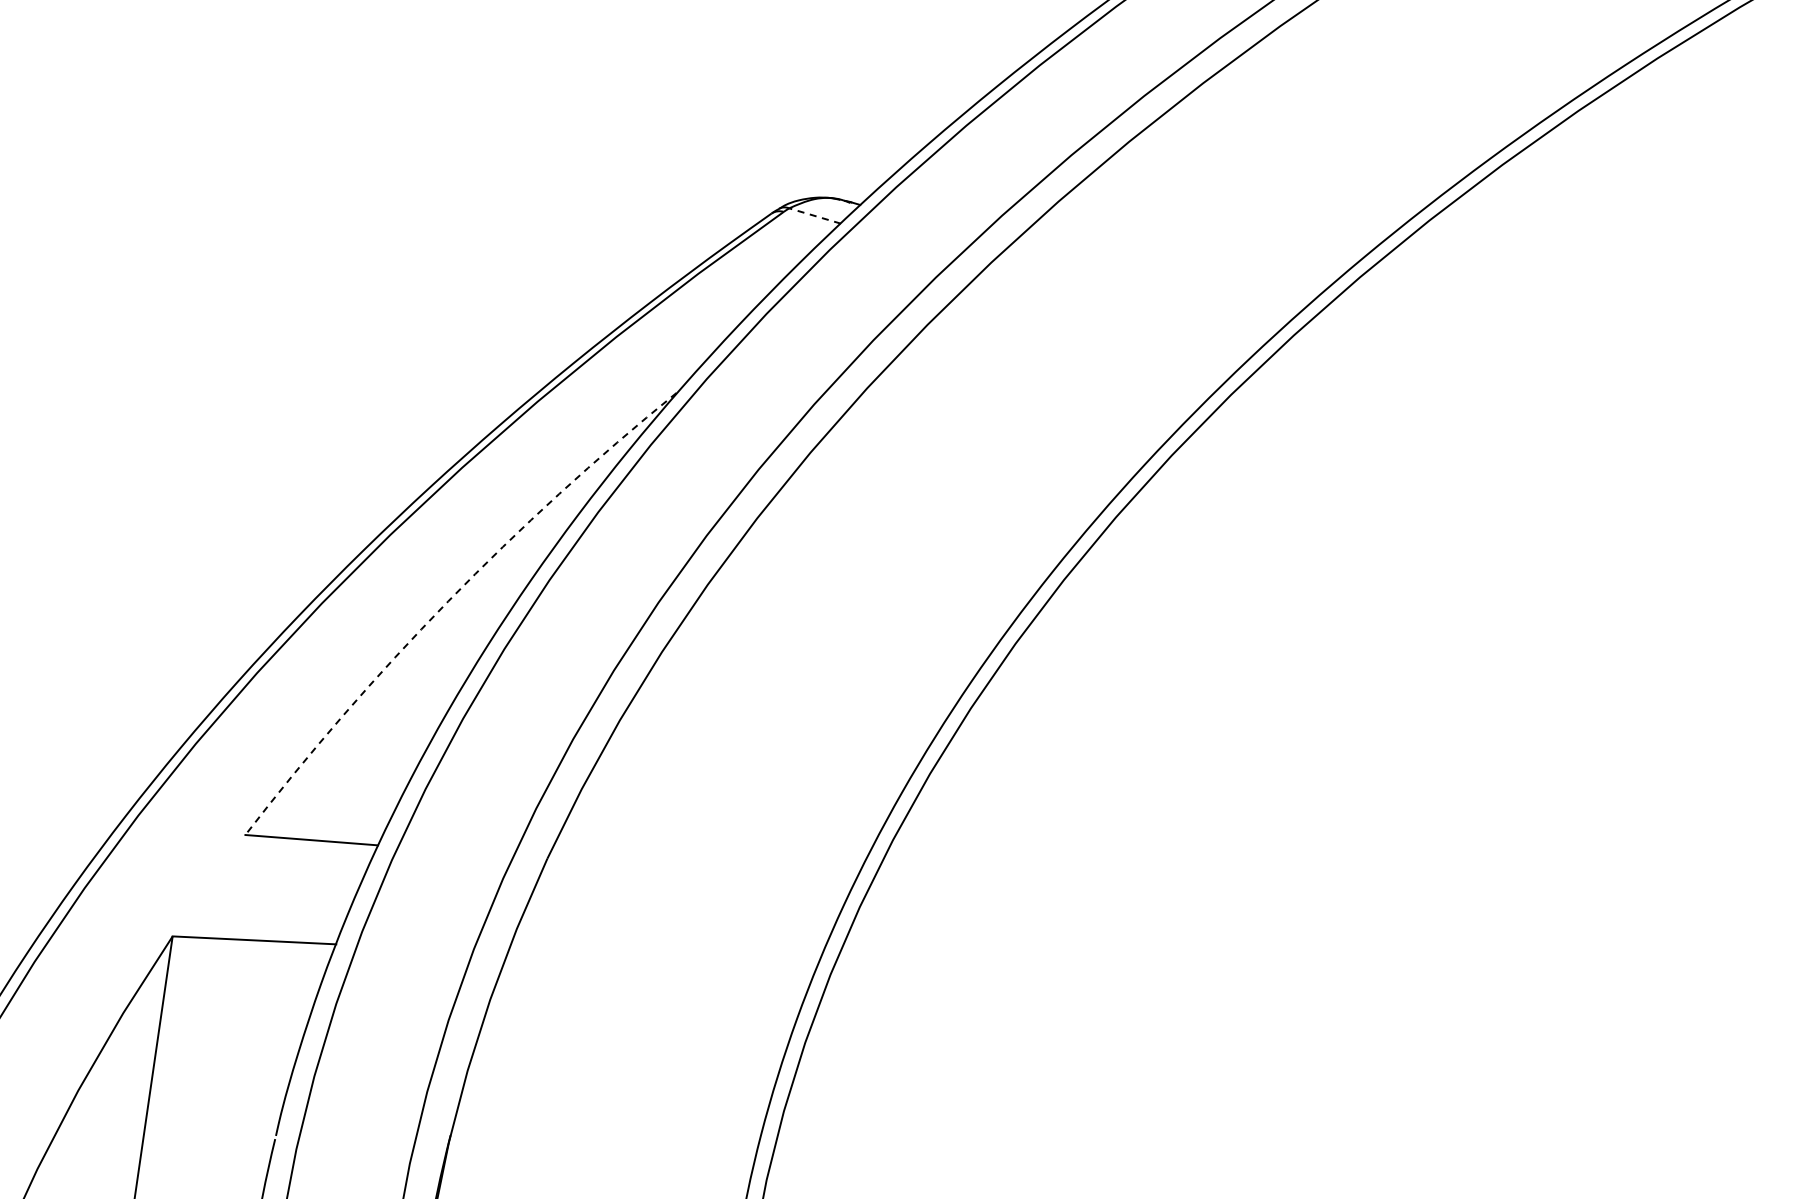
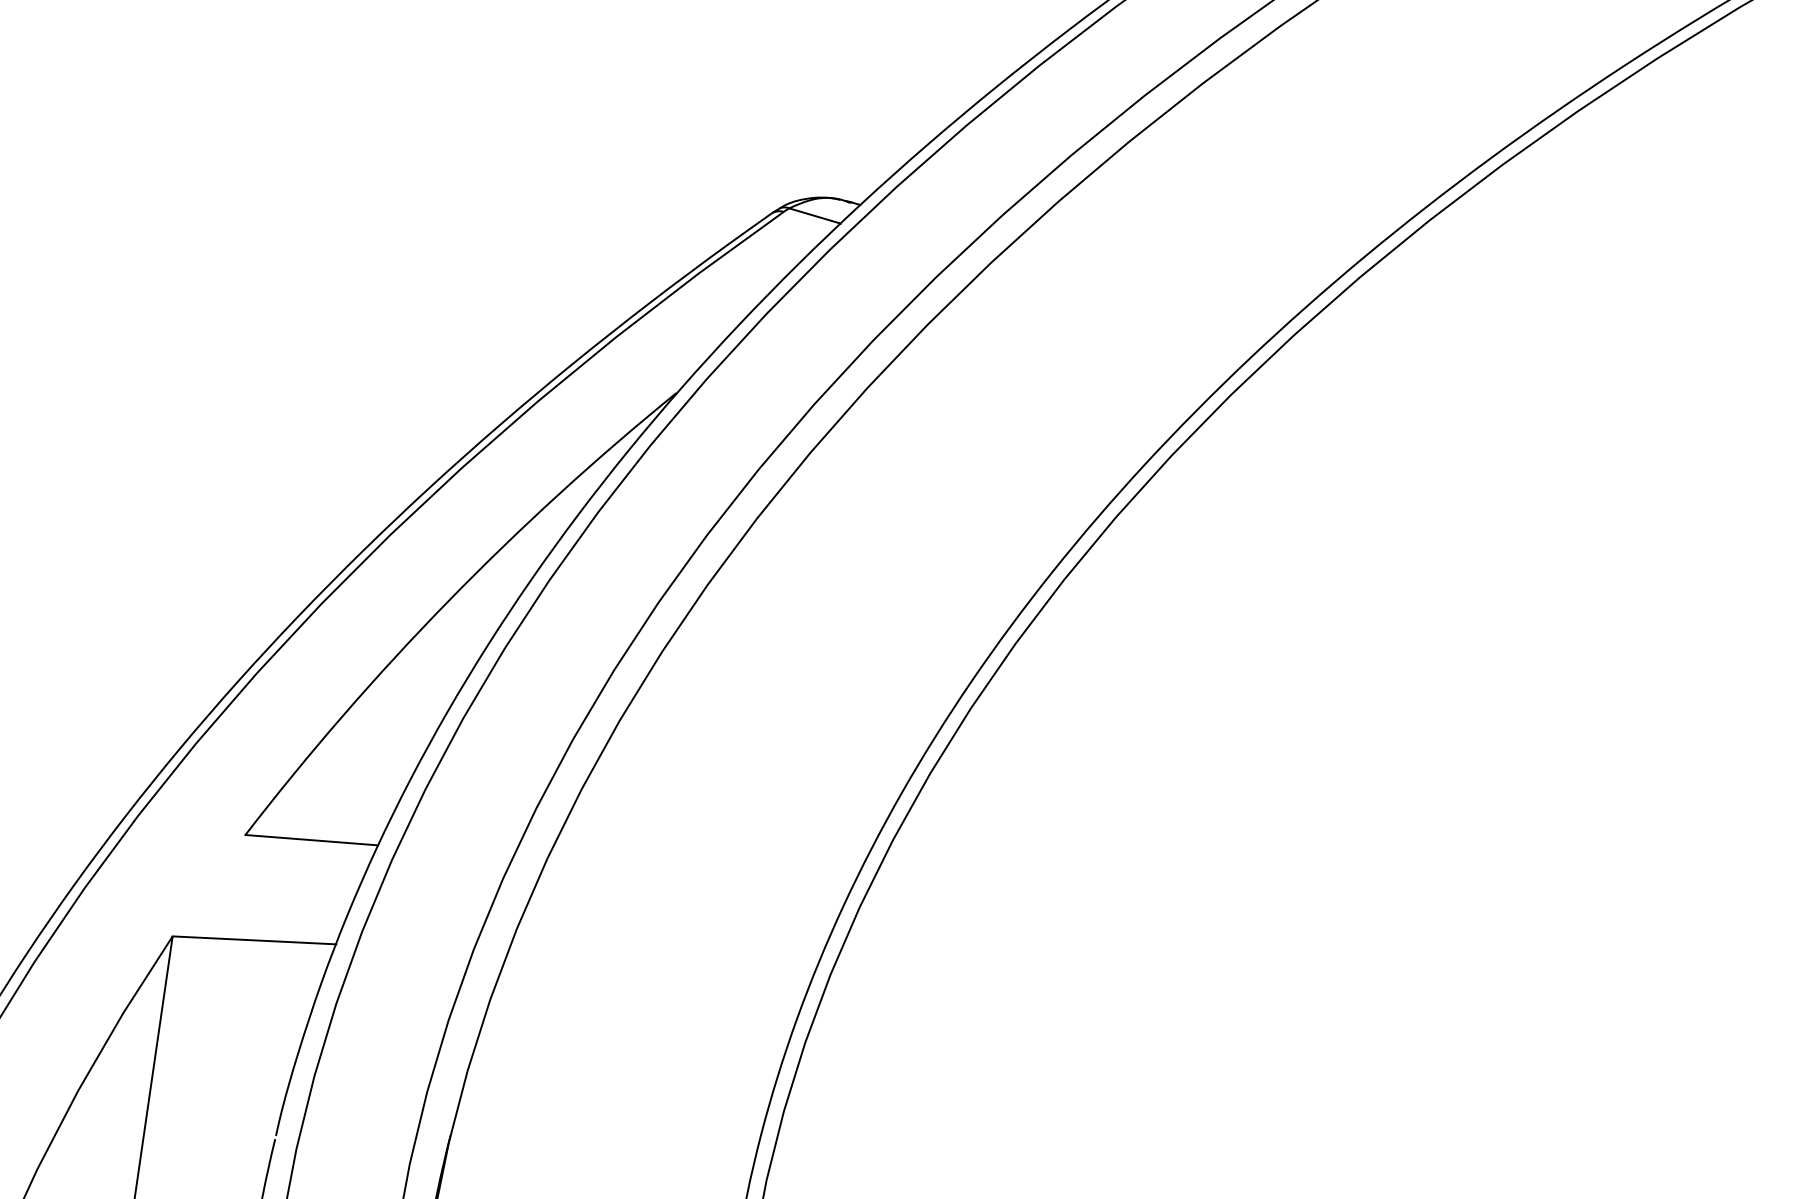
line: dashed -> solid (815, 216)
arc: dashed -> solid (448, 601)
